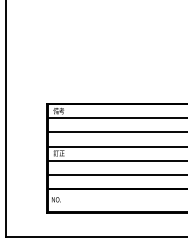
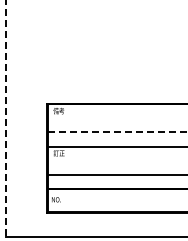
line: present -> none (115, 118)
line: solid -> dashed (6, 119)
line: solid -> dashed (117, 132)
line: present -> none (115, 160)
